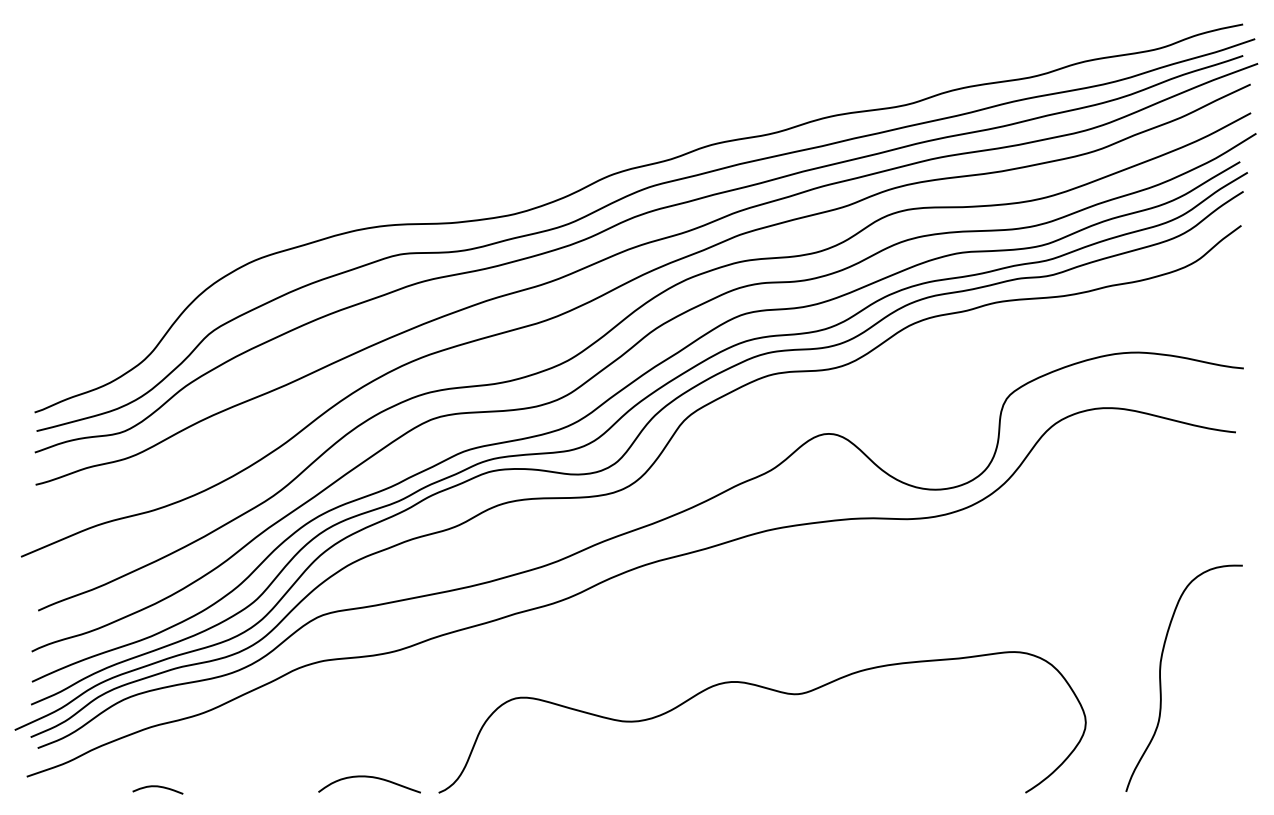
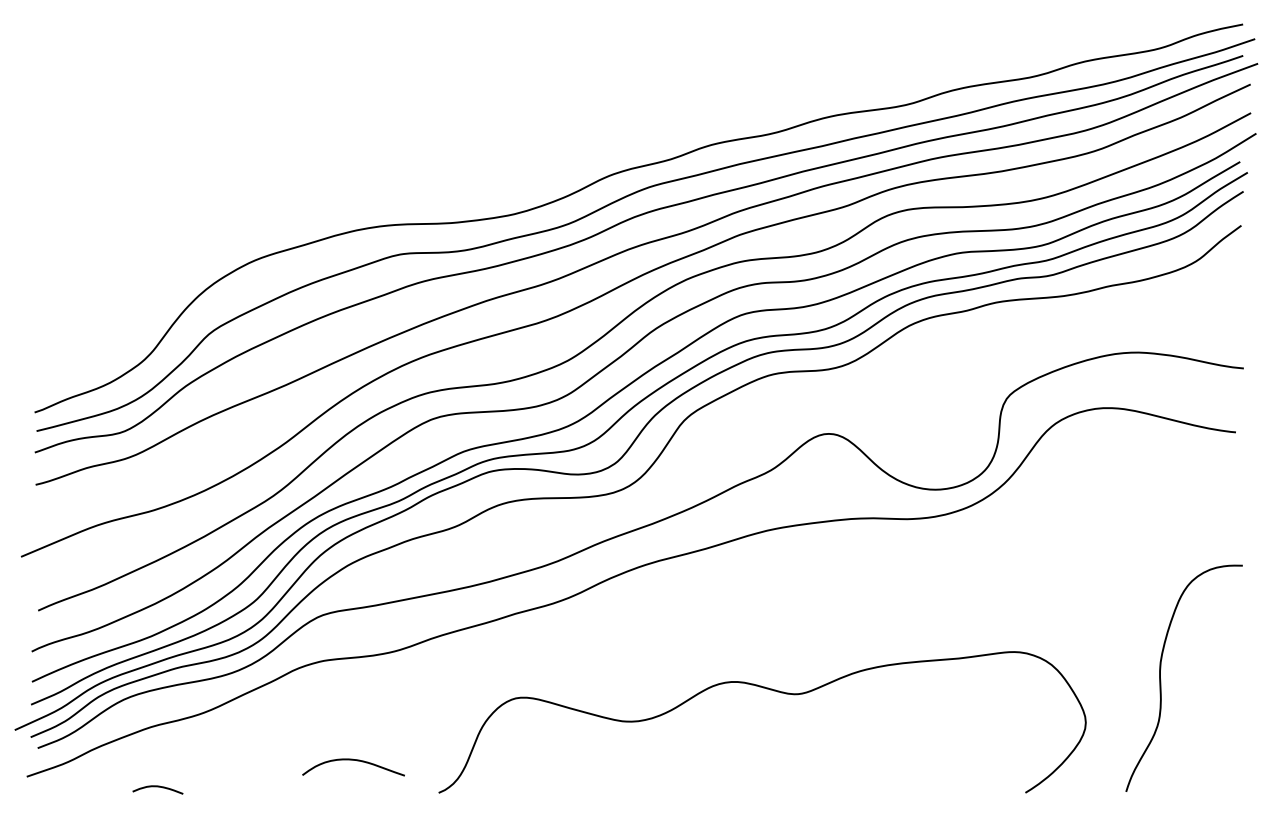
curve position: (369, 777) -> (353, 760) (353, 760)
